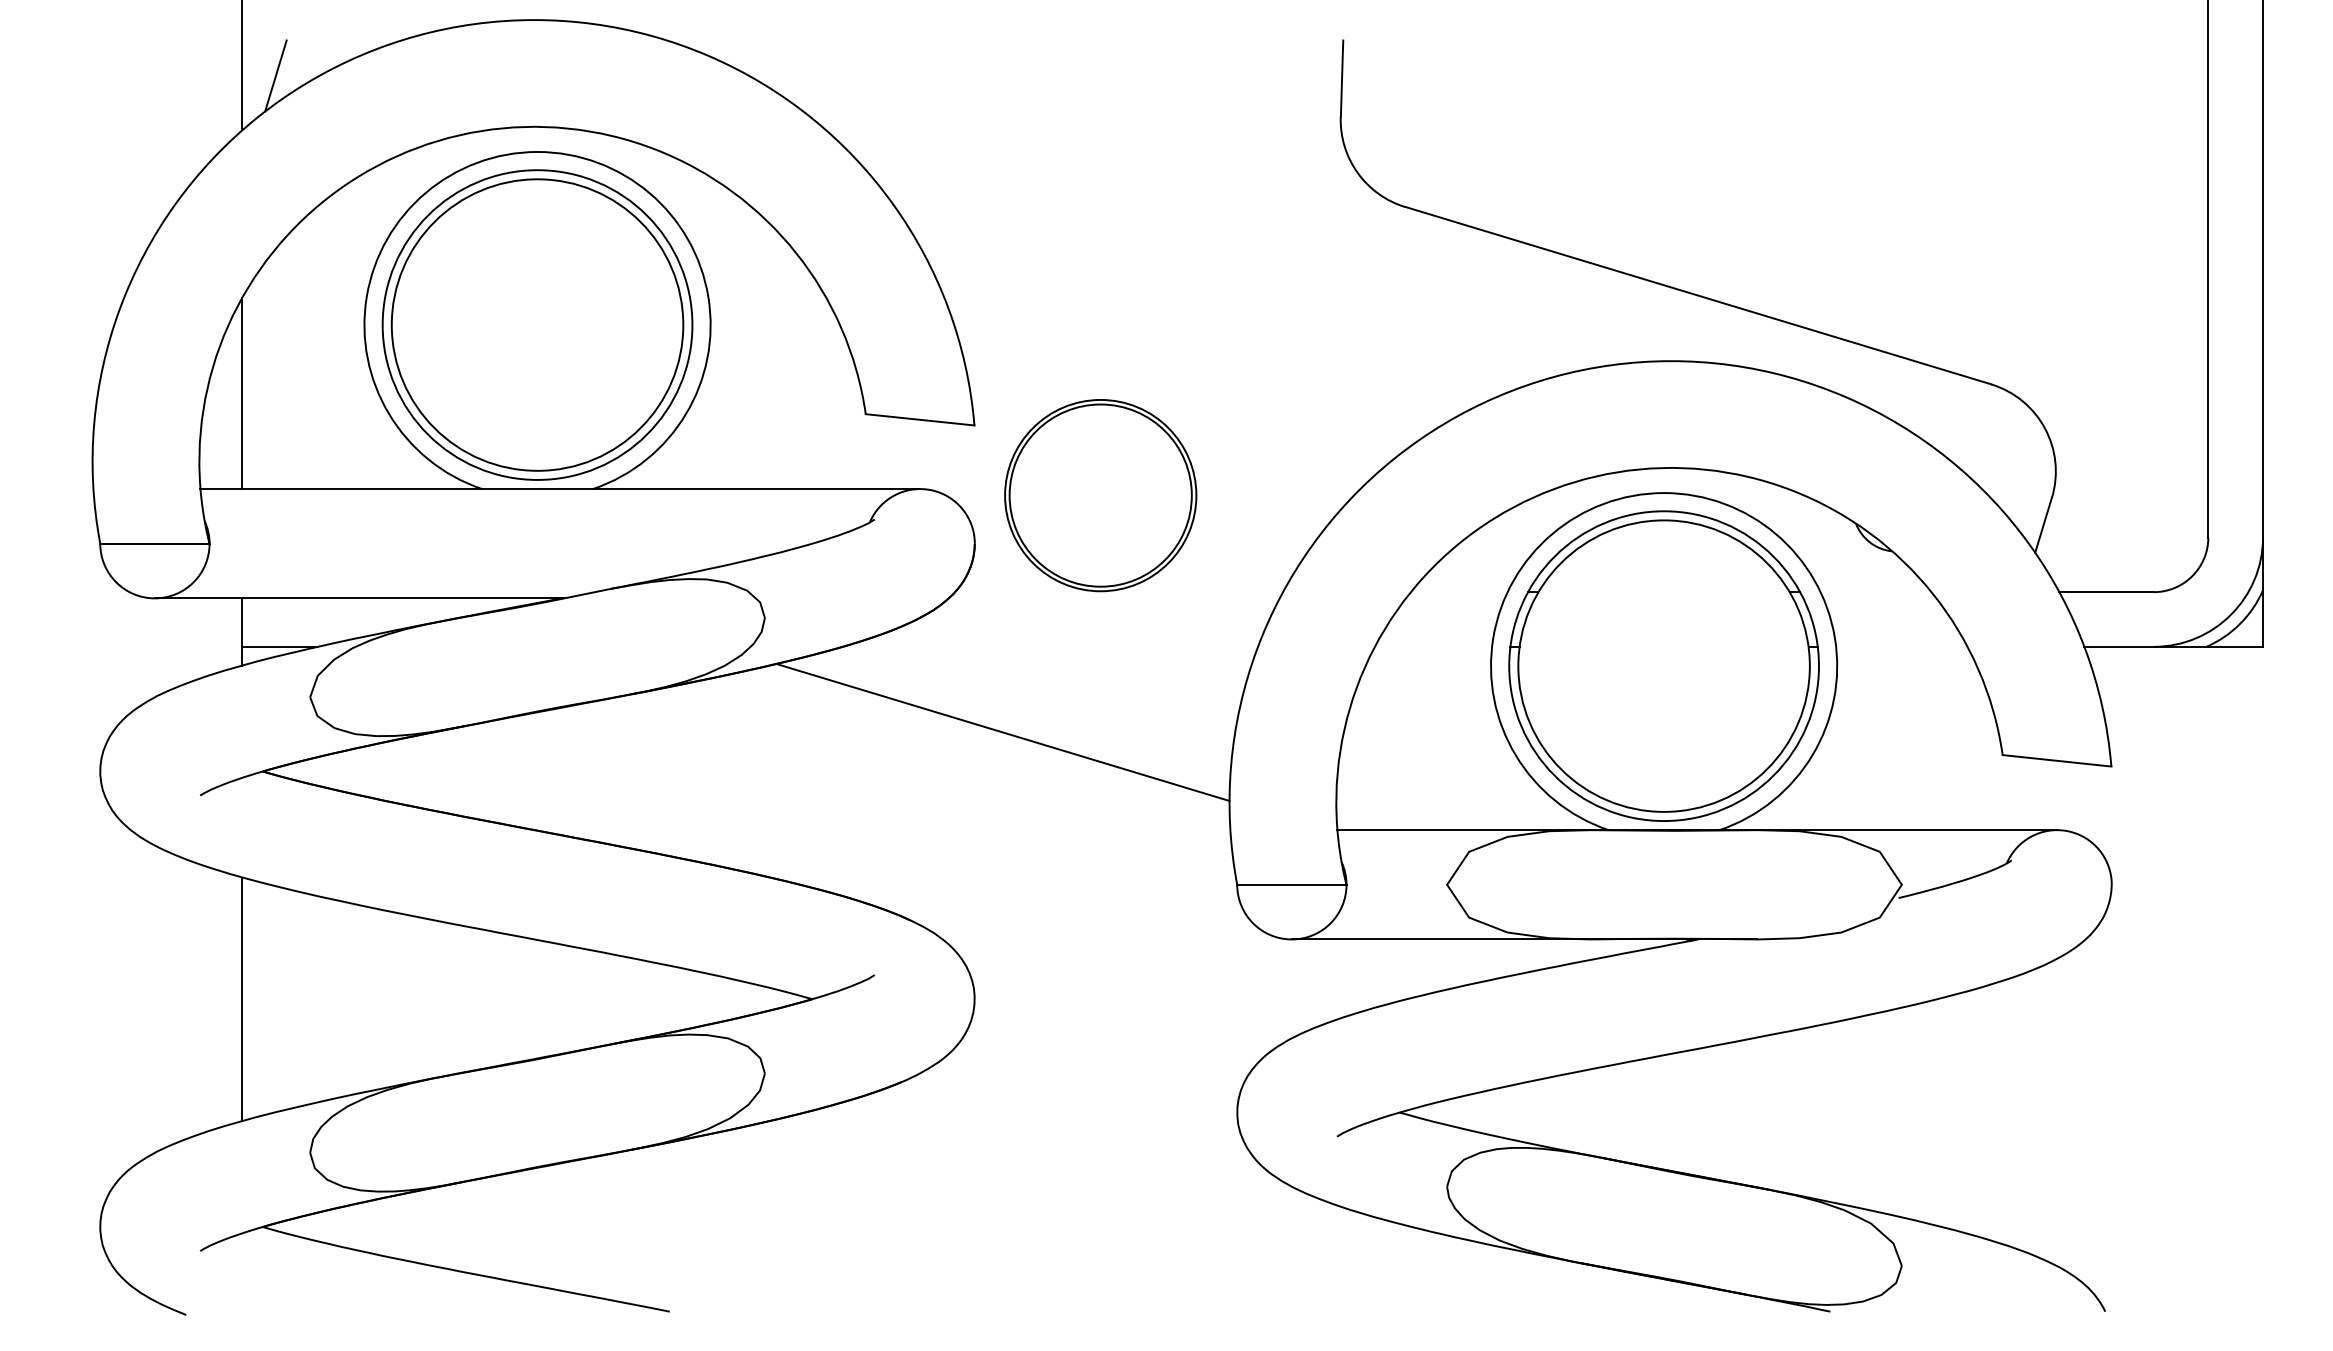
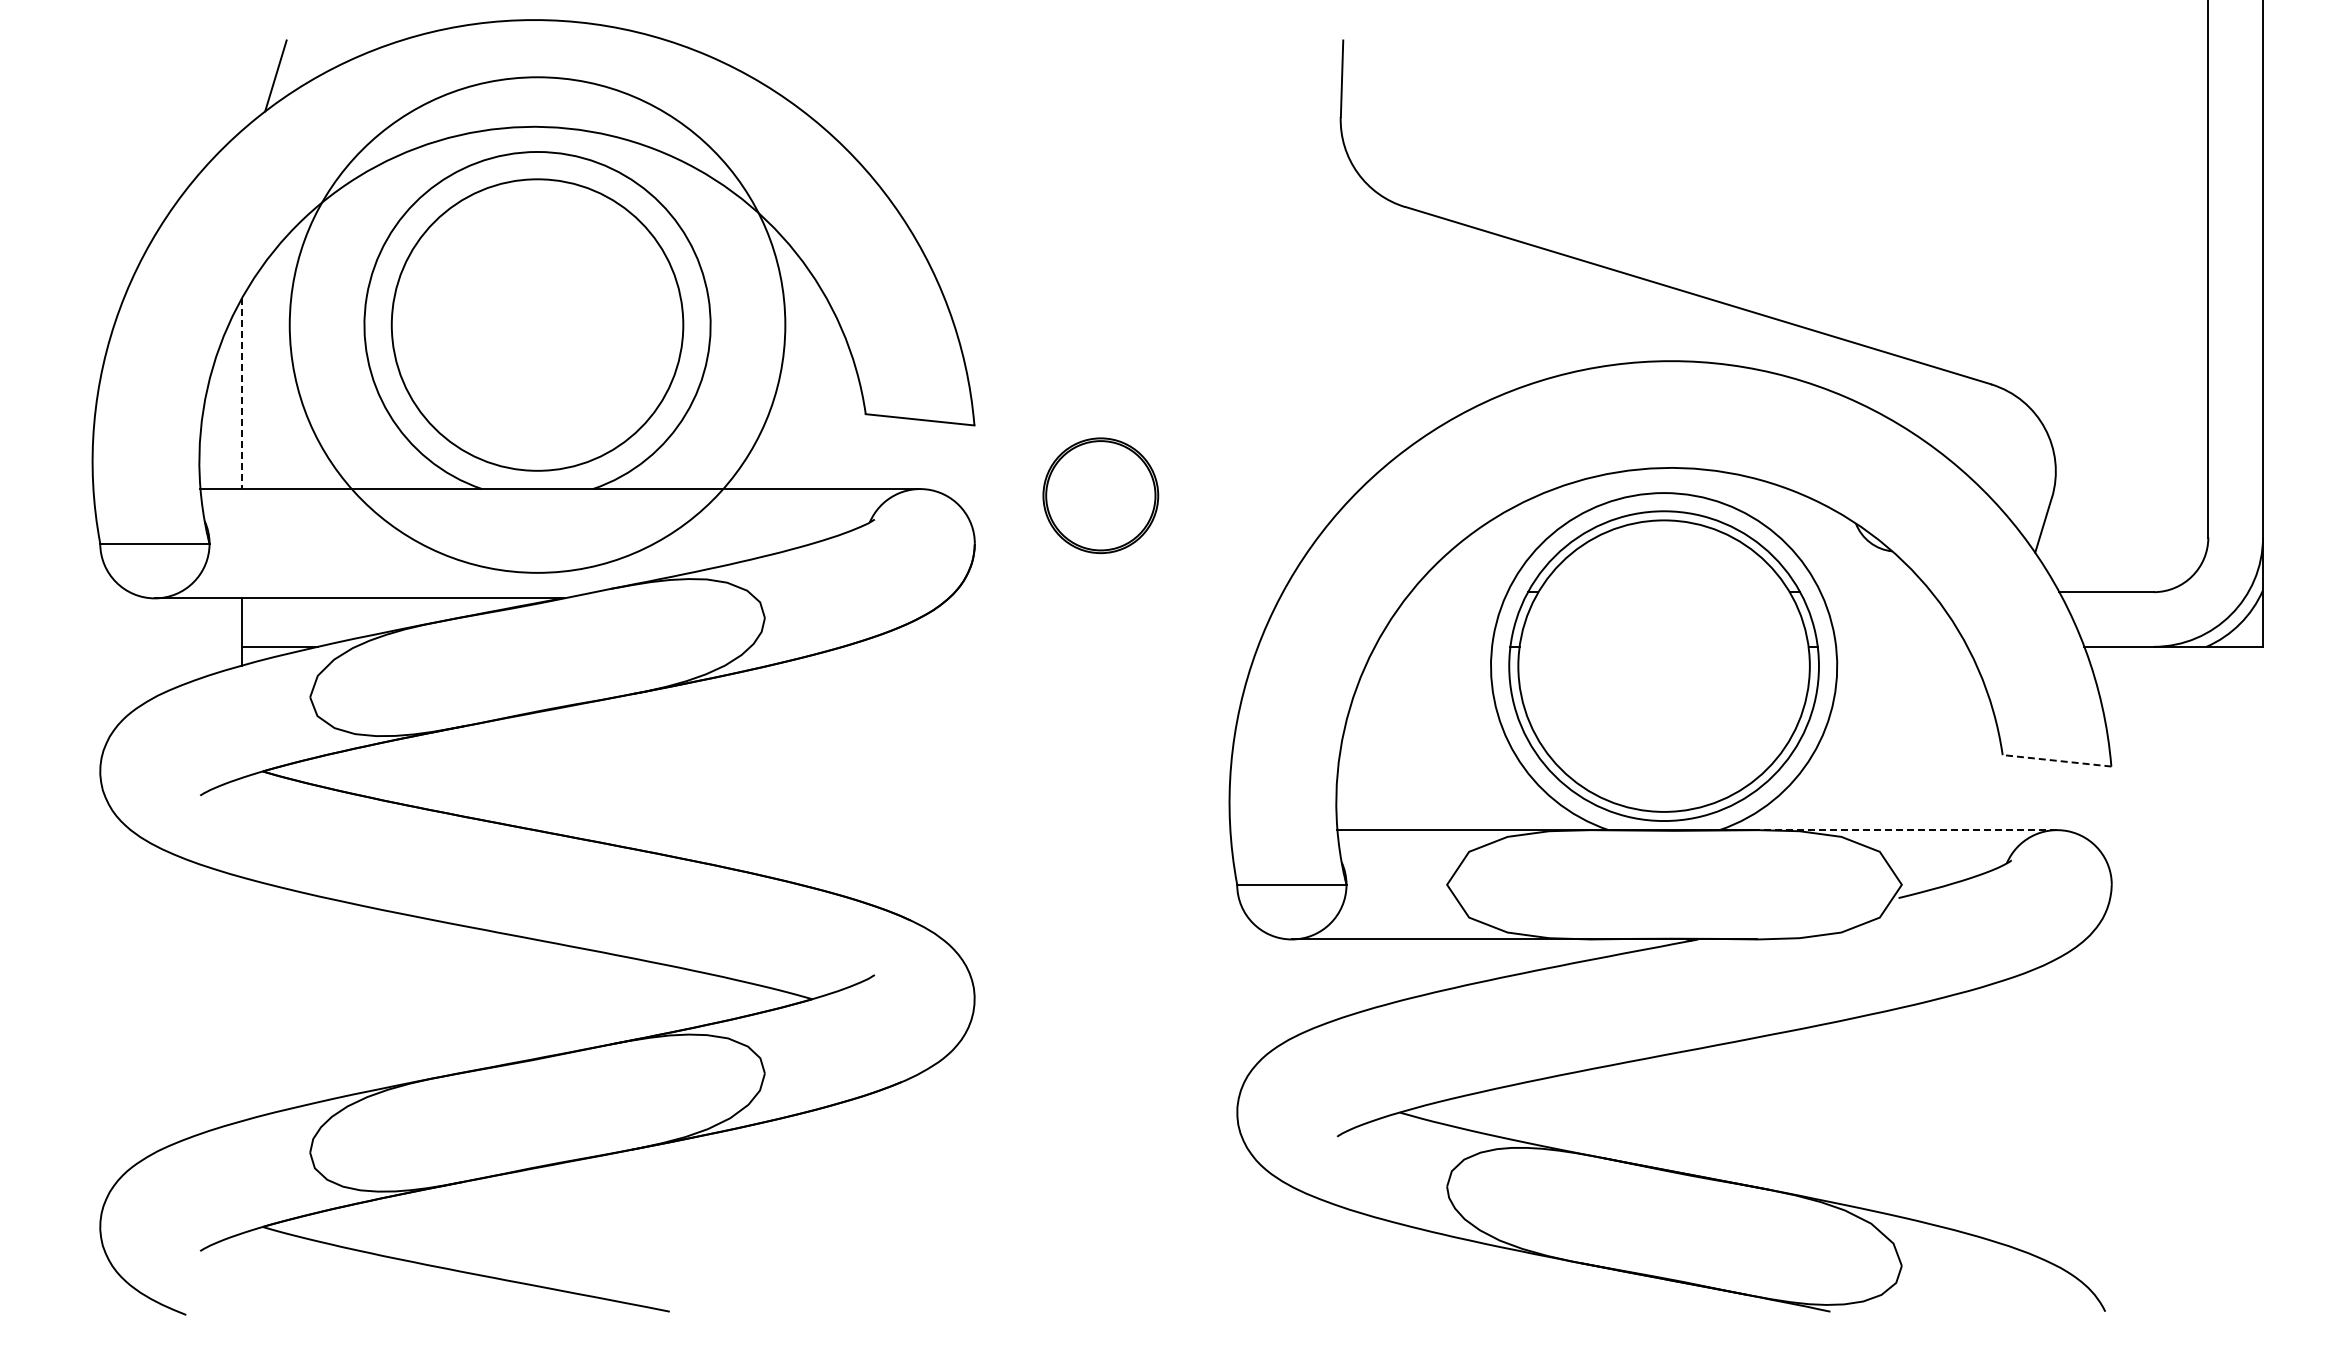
line: present -> none (242, 66)
circle diameter: 310 px -> 496 px (537, 324)
line: solid -> dashed (242, 393)
part size: 194x194 px -> 118x117 px (1100, 495)
line: present -> none (1002, 731)
line: solid -> dashed (2057, 760)
line: solid -> dashed (1907, 830)
line: present -> none (242, 999)
